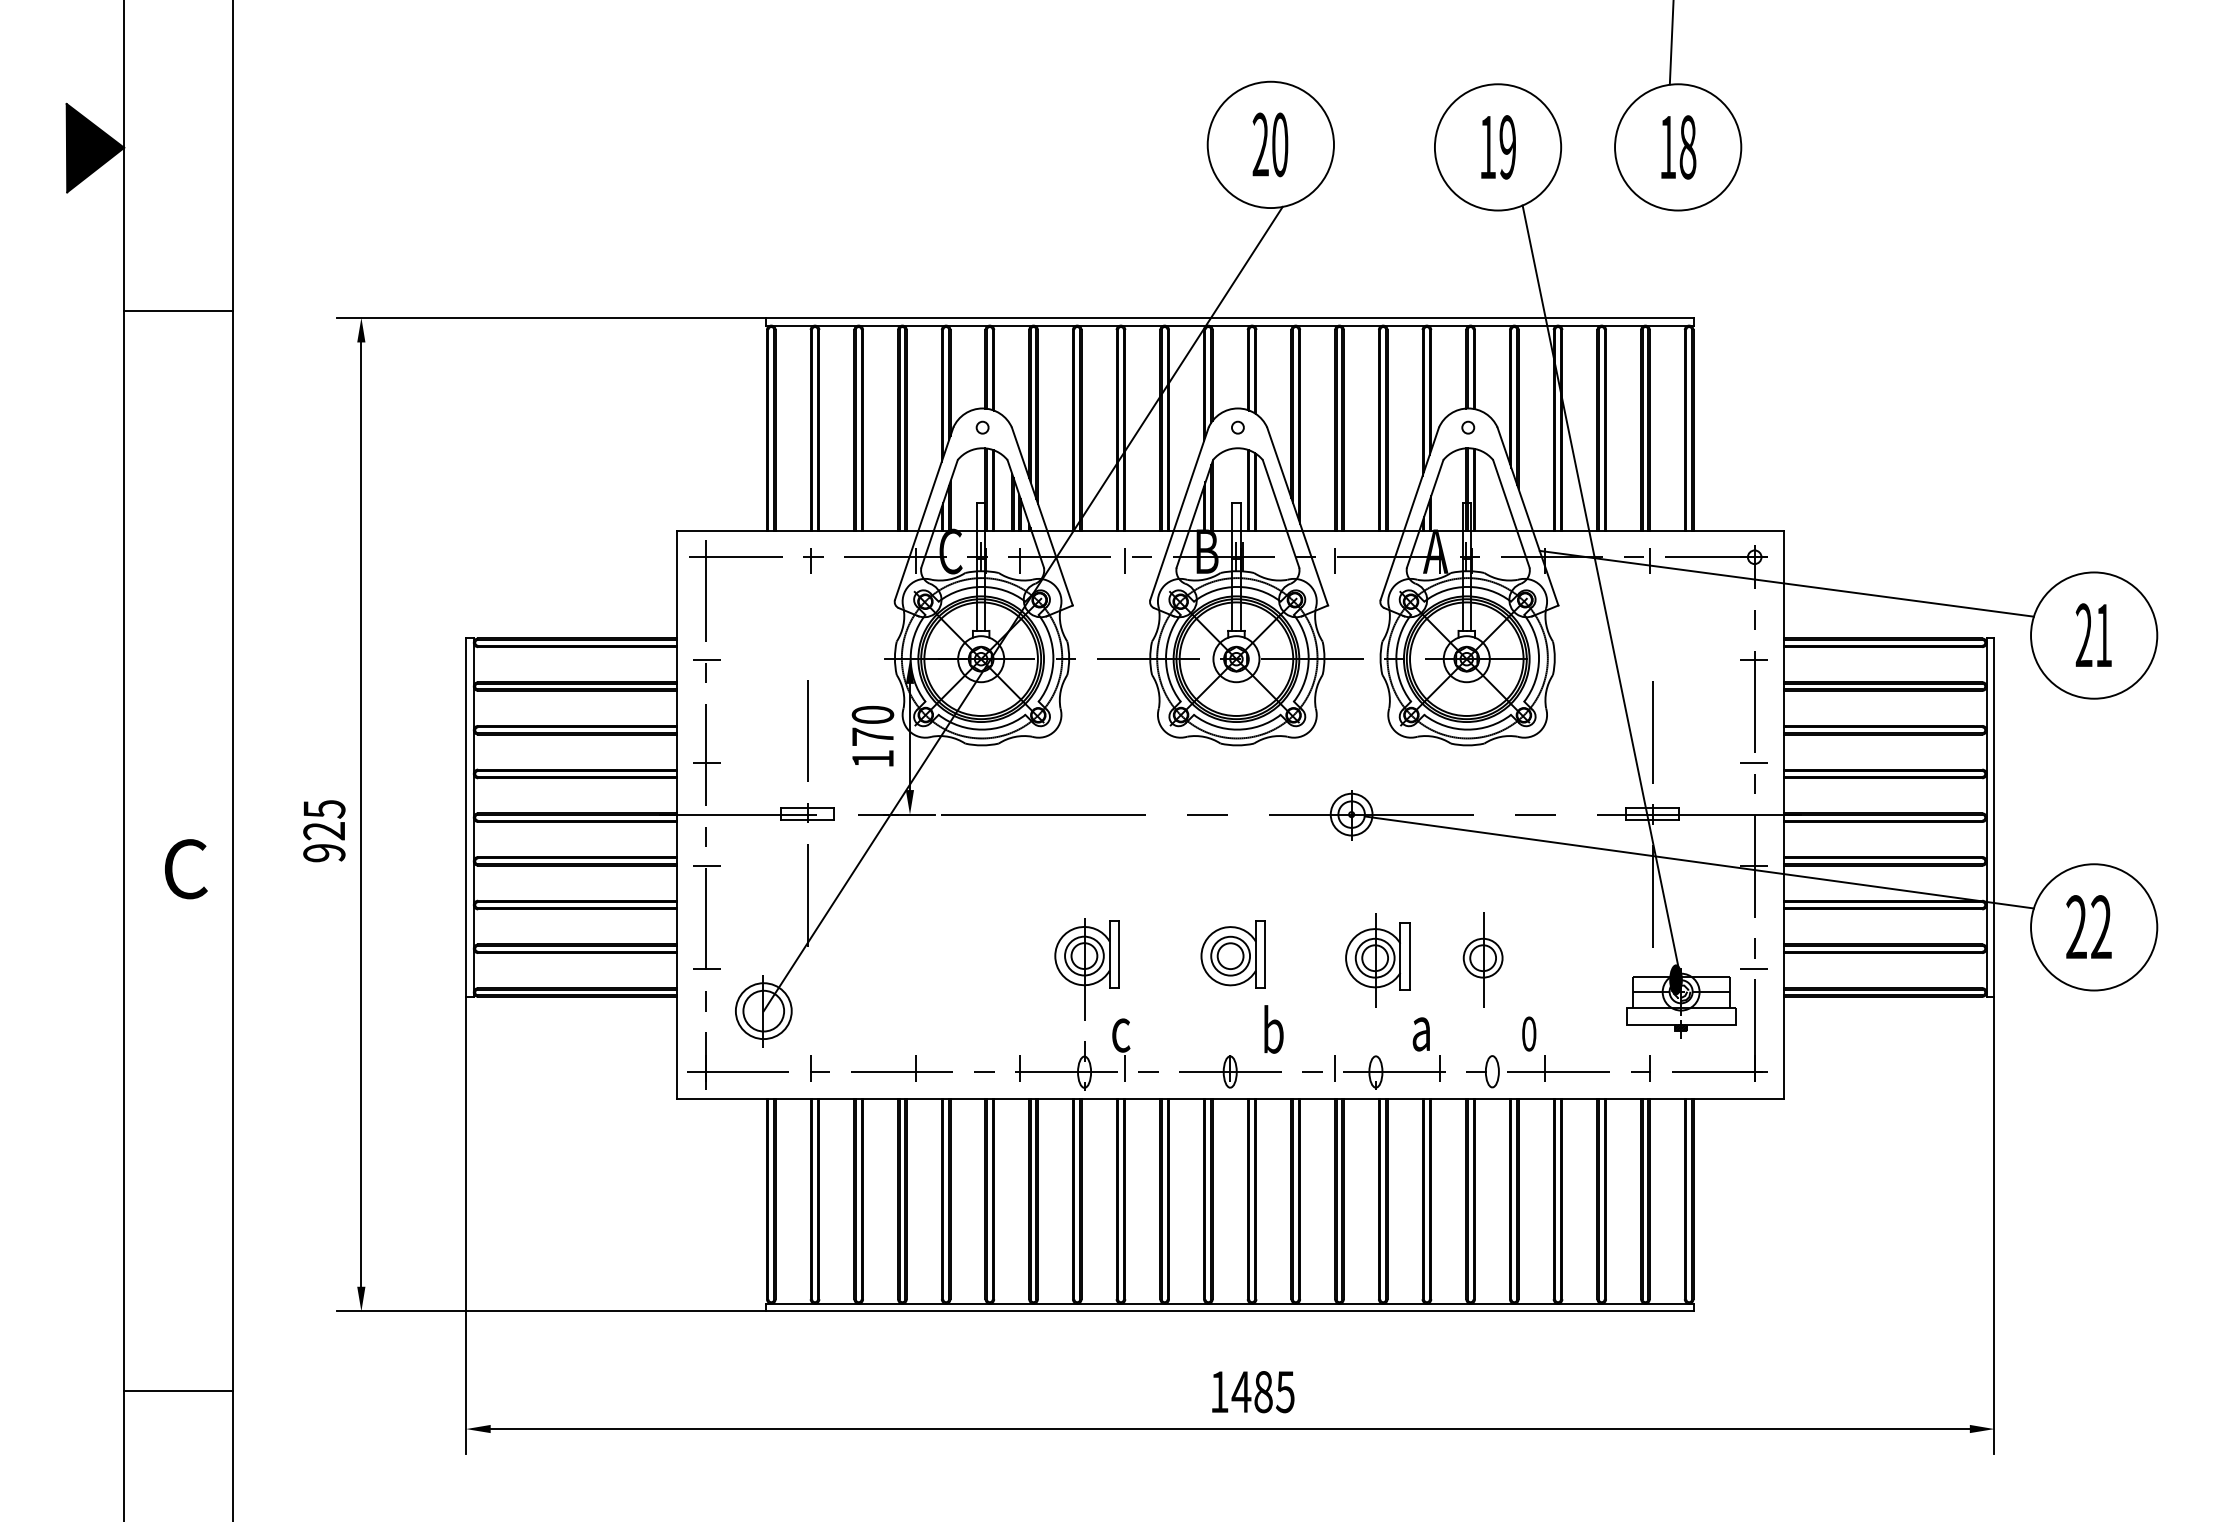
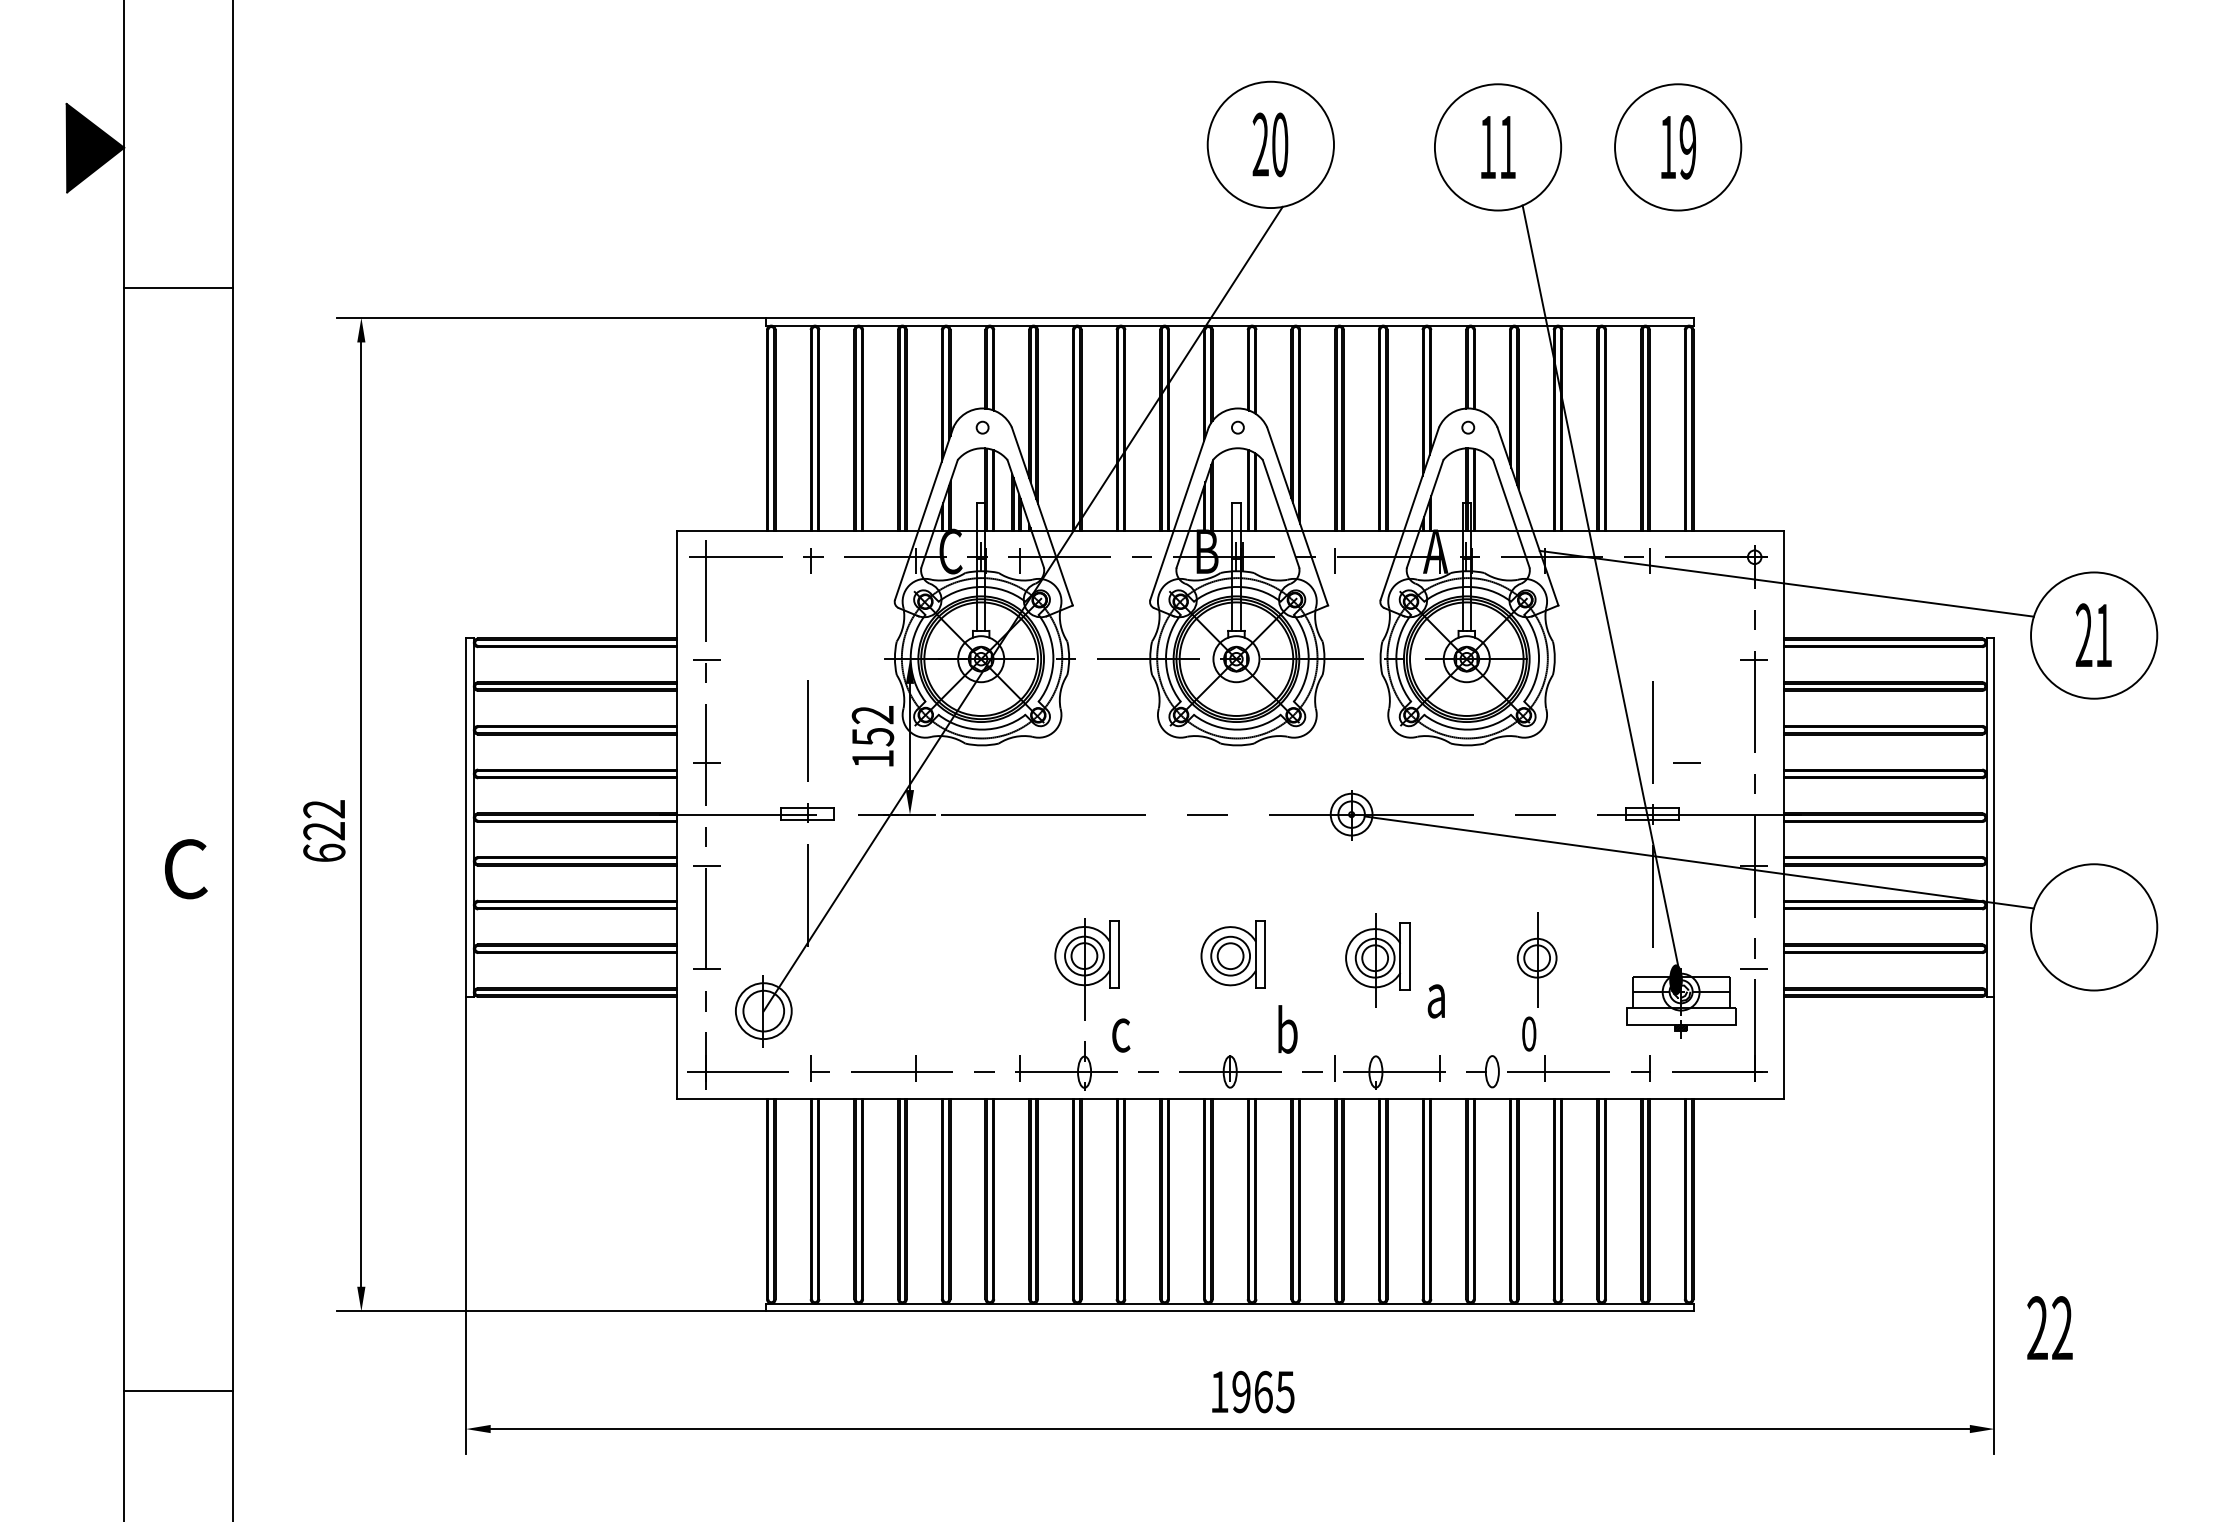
line: present -> none (1671, 43)
text: 19 -> 11 (1507, 147)
text: 18 -> 19 (1687, 147)
line position: (178, 311) -> (178, 288) (178, 288)
line: present -> none (1125, 560)
text: 170 -> 152 (872, 725)
line position: (1753, 762) -> (1686, 762) (1686, 762)
text: 925 -> 622 (324, 831)
text position: (2088, 926) -> (2049, 1327) (2049, 1327)
part position: (1482, 959) -> (1536, 959) (1536, 959)
text position: (1273, 1029) -> (1287, 1029) (1287, 1029)
text position: (1420, 1034) -> (1435, 1001) (1435, 1001)
line: present -> none (1125, 1068)
text: 1485 -> 1965 (1251, 1391)
